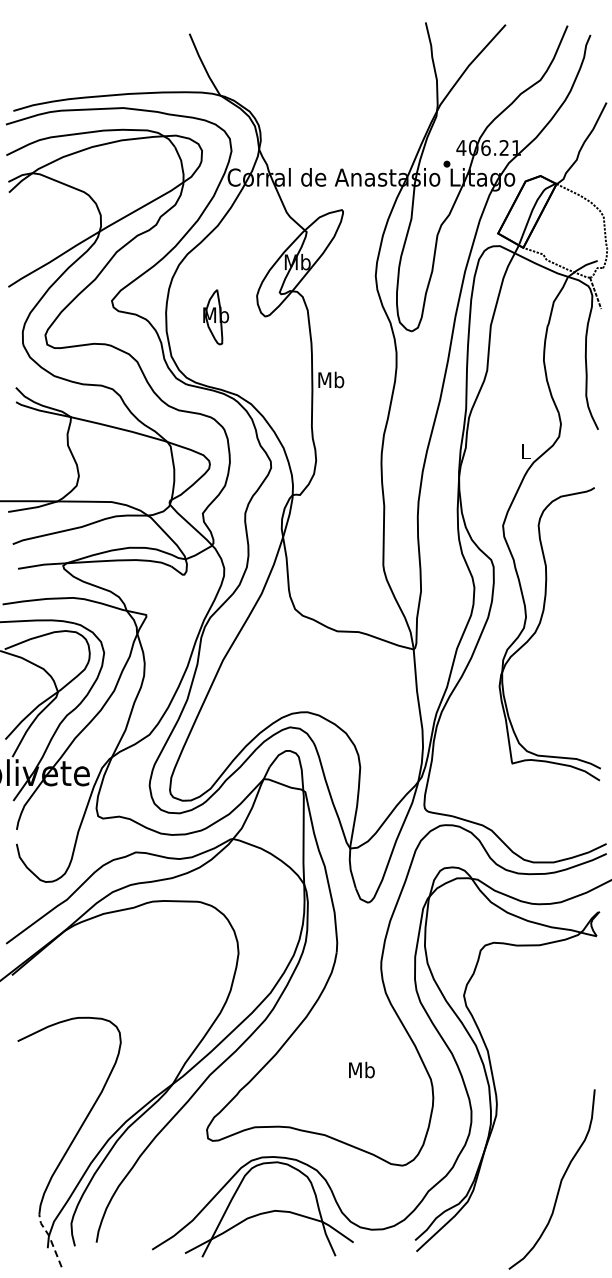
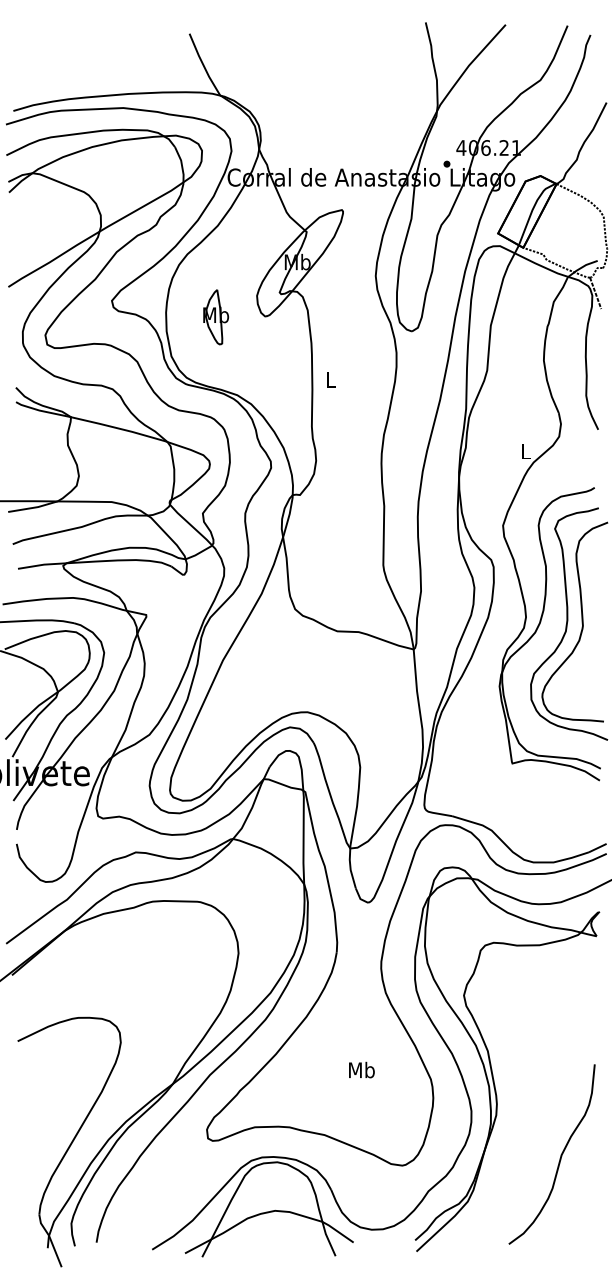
text: Mb -> L (331, 379)
part: none -> present (569, 623)
curve position: (559, 1183) -> (559, 1158) (559, 1158)
line: dashed -> solid (50, 1239)
